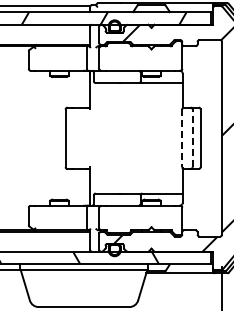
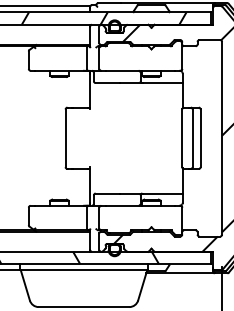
line: dashed -> solid (182, 138)
line: dashed -> solid (192, 138)
